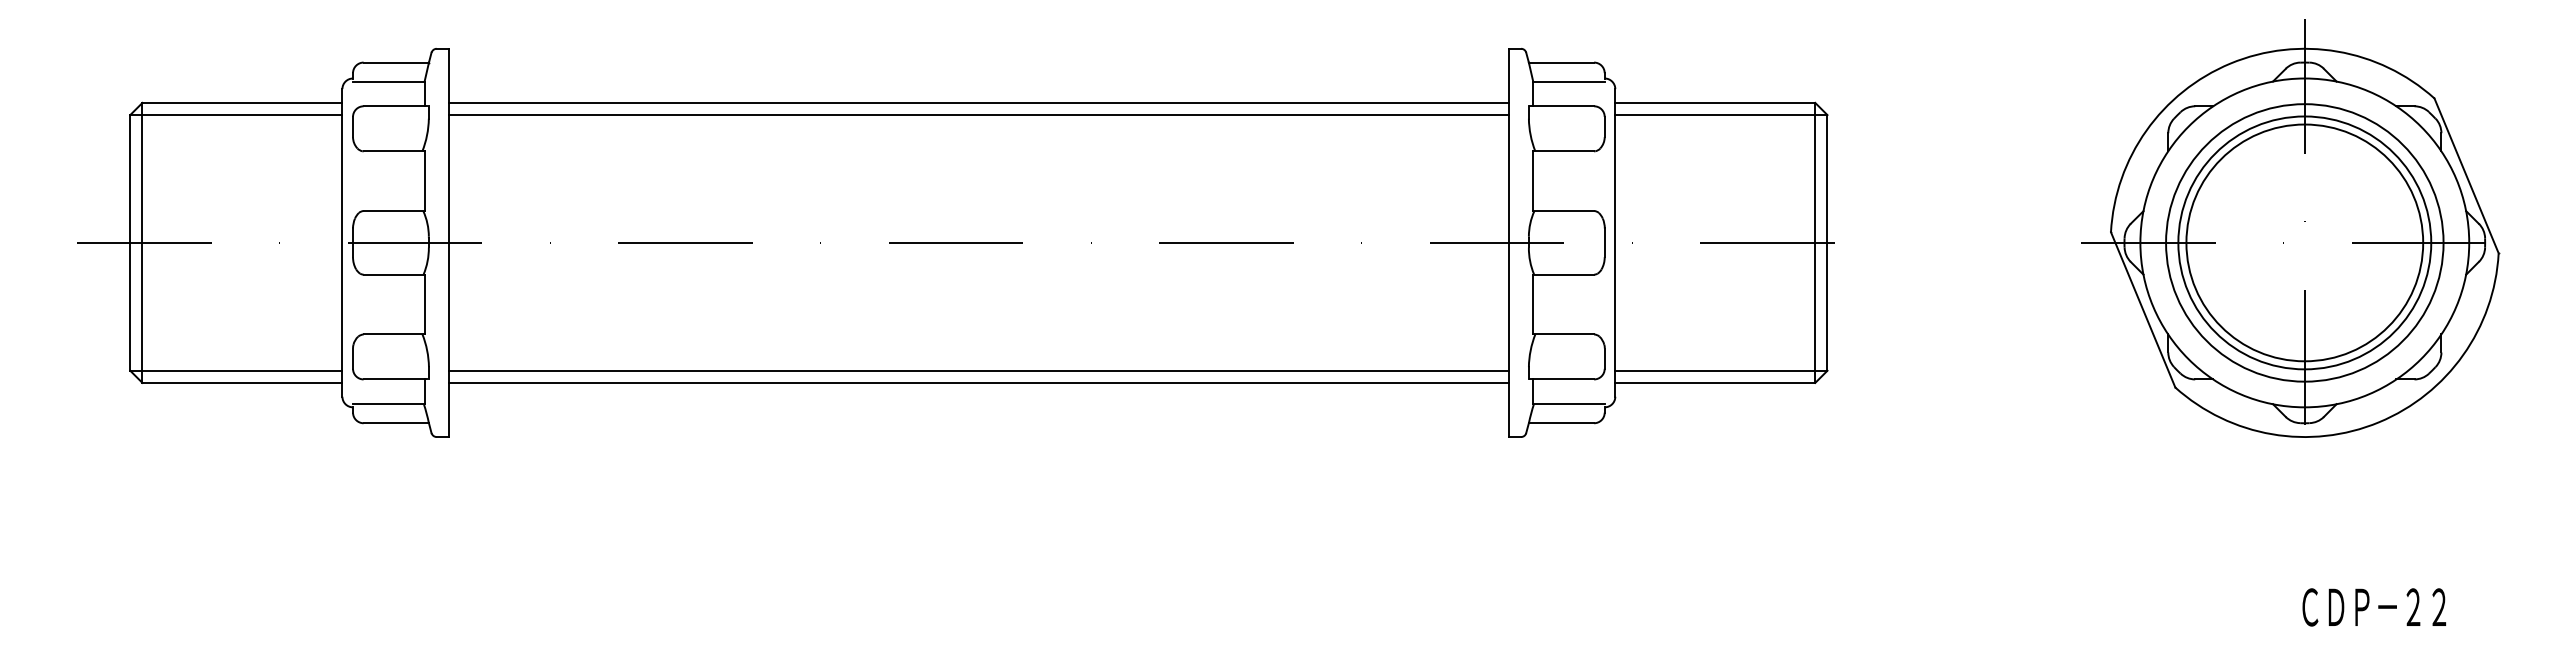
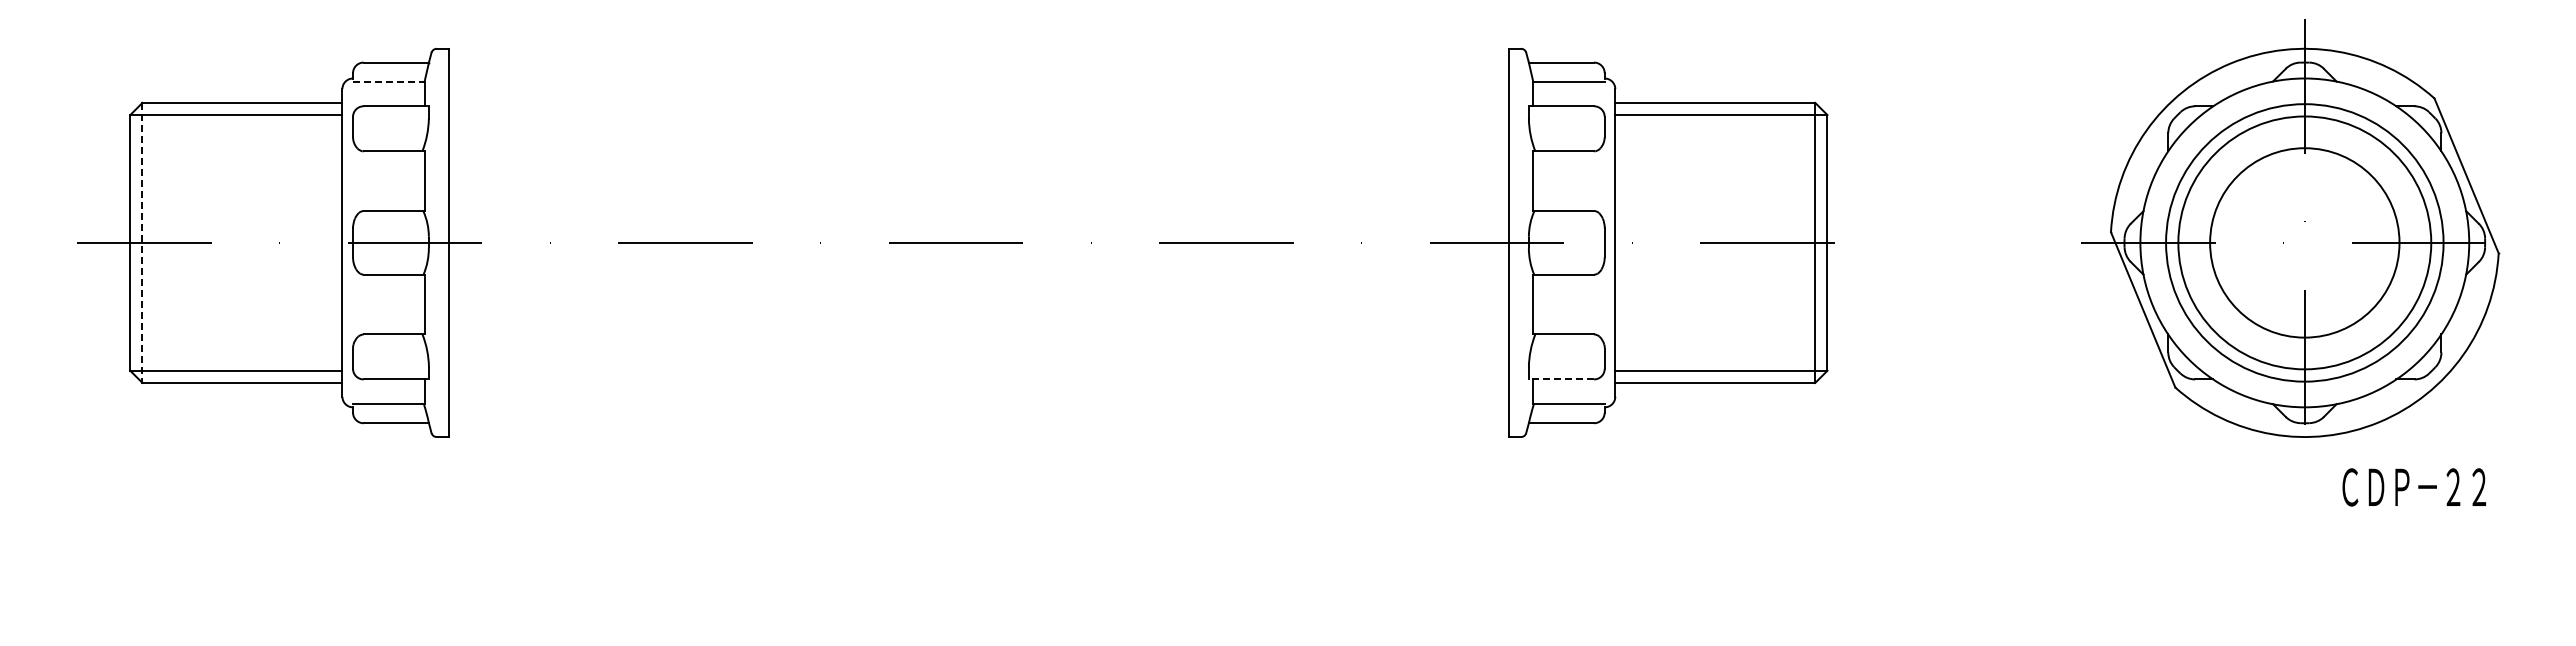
line: solid -> dashed (388, 81)
line: present -> none (978, 102)
line: present -> none (978, 115)
circle diameter: 237 px -> 189 px (2304, 242)
line: solid -> dashed (142, 243)
line: present -> none (978, 370)
line: solid -> dashed (1562, 379)
line: present -> none (978, 382)
text position: (2374, 607) -> (2414, 487) (2414, 487)
